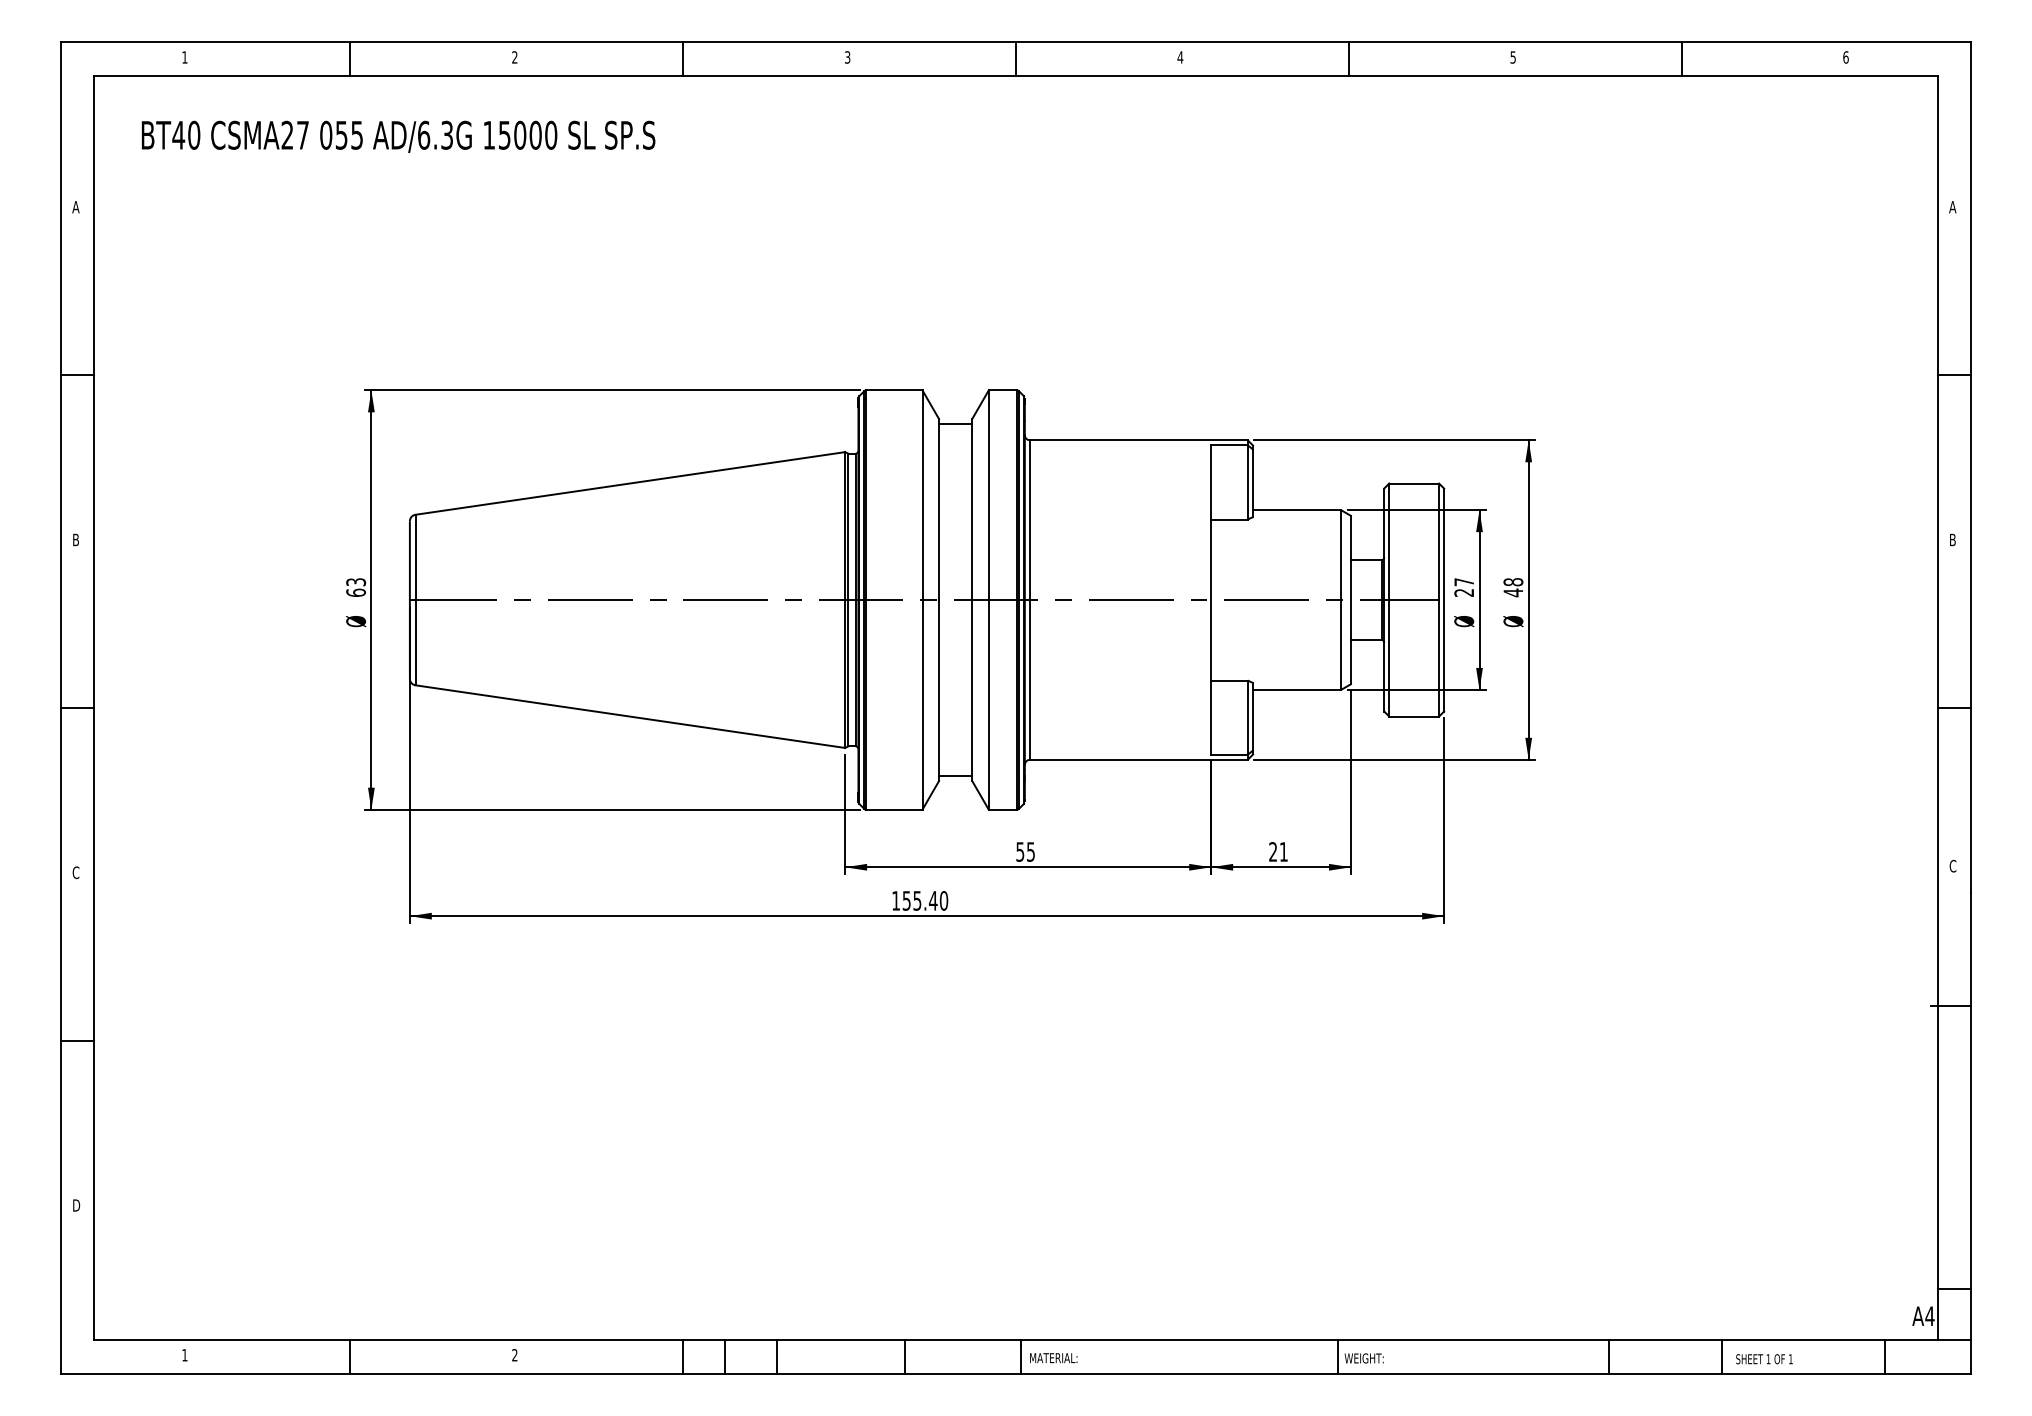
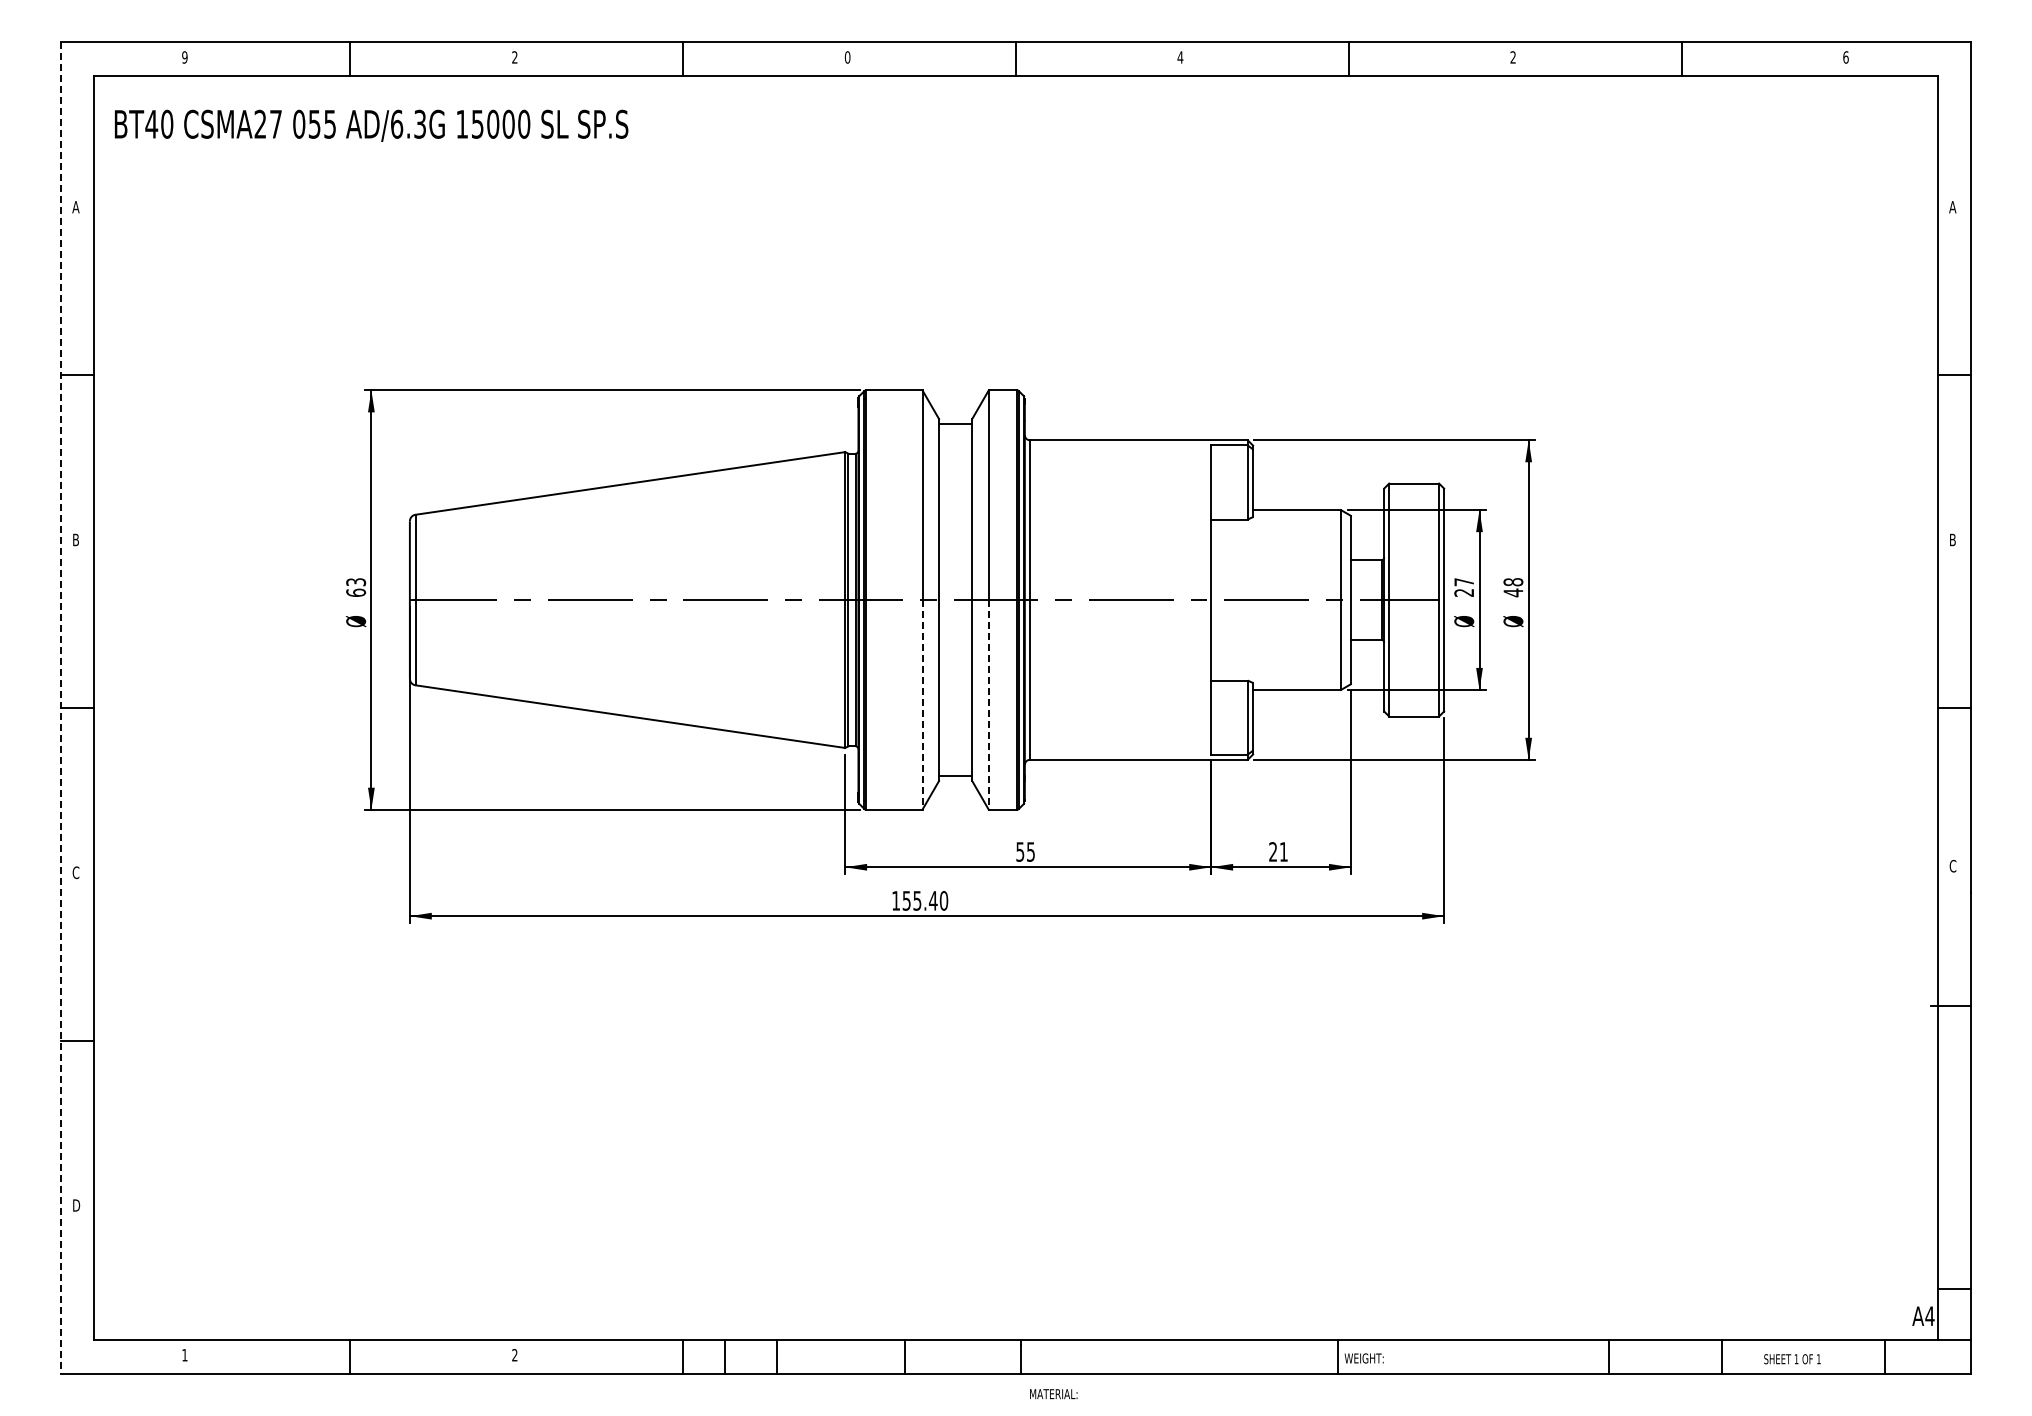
text: 1 -> 9 (184, 57)
text: 3 -> 0 (847, 57)
text: 5 -> 2 (1512, 57)
text position: (398, 136) -> (371, 125) (371, 125)
line: solid -> dashed (922, 704)
line: solid -> dashed (988, 704)
line: solid -> dashed (60, 707)
text position: (1053, 1358) -> (1053, 1394) (1053, 1394)
text position: (1764, 1359) -> (1792, 1359) (1792, 1359)
